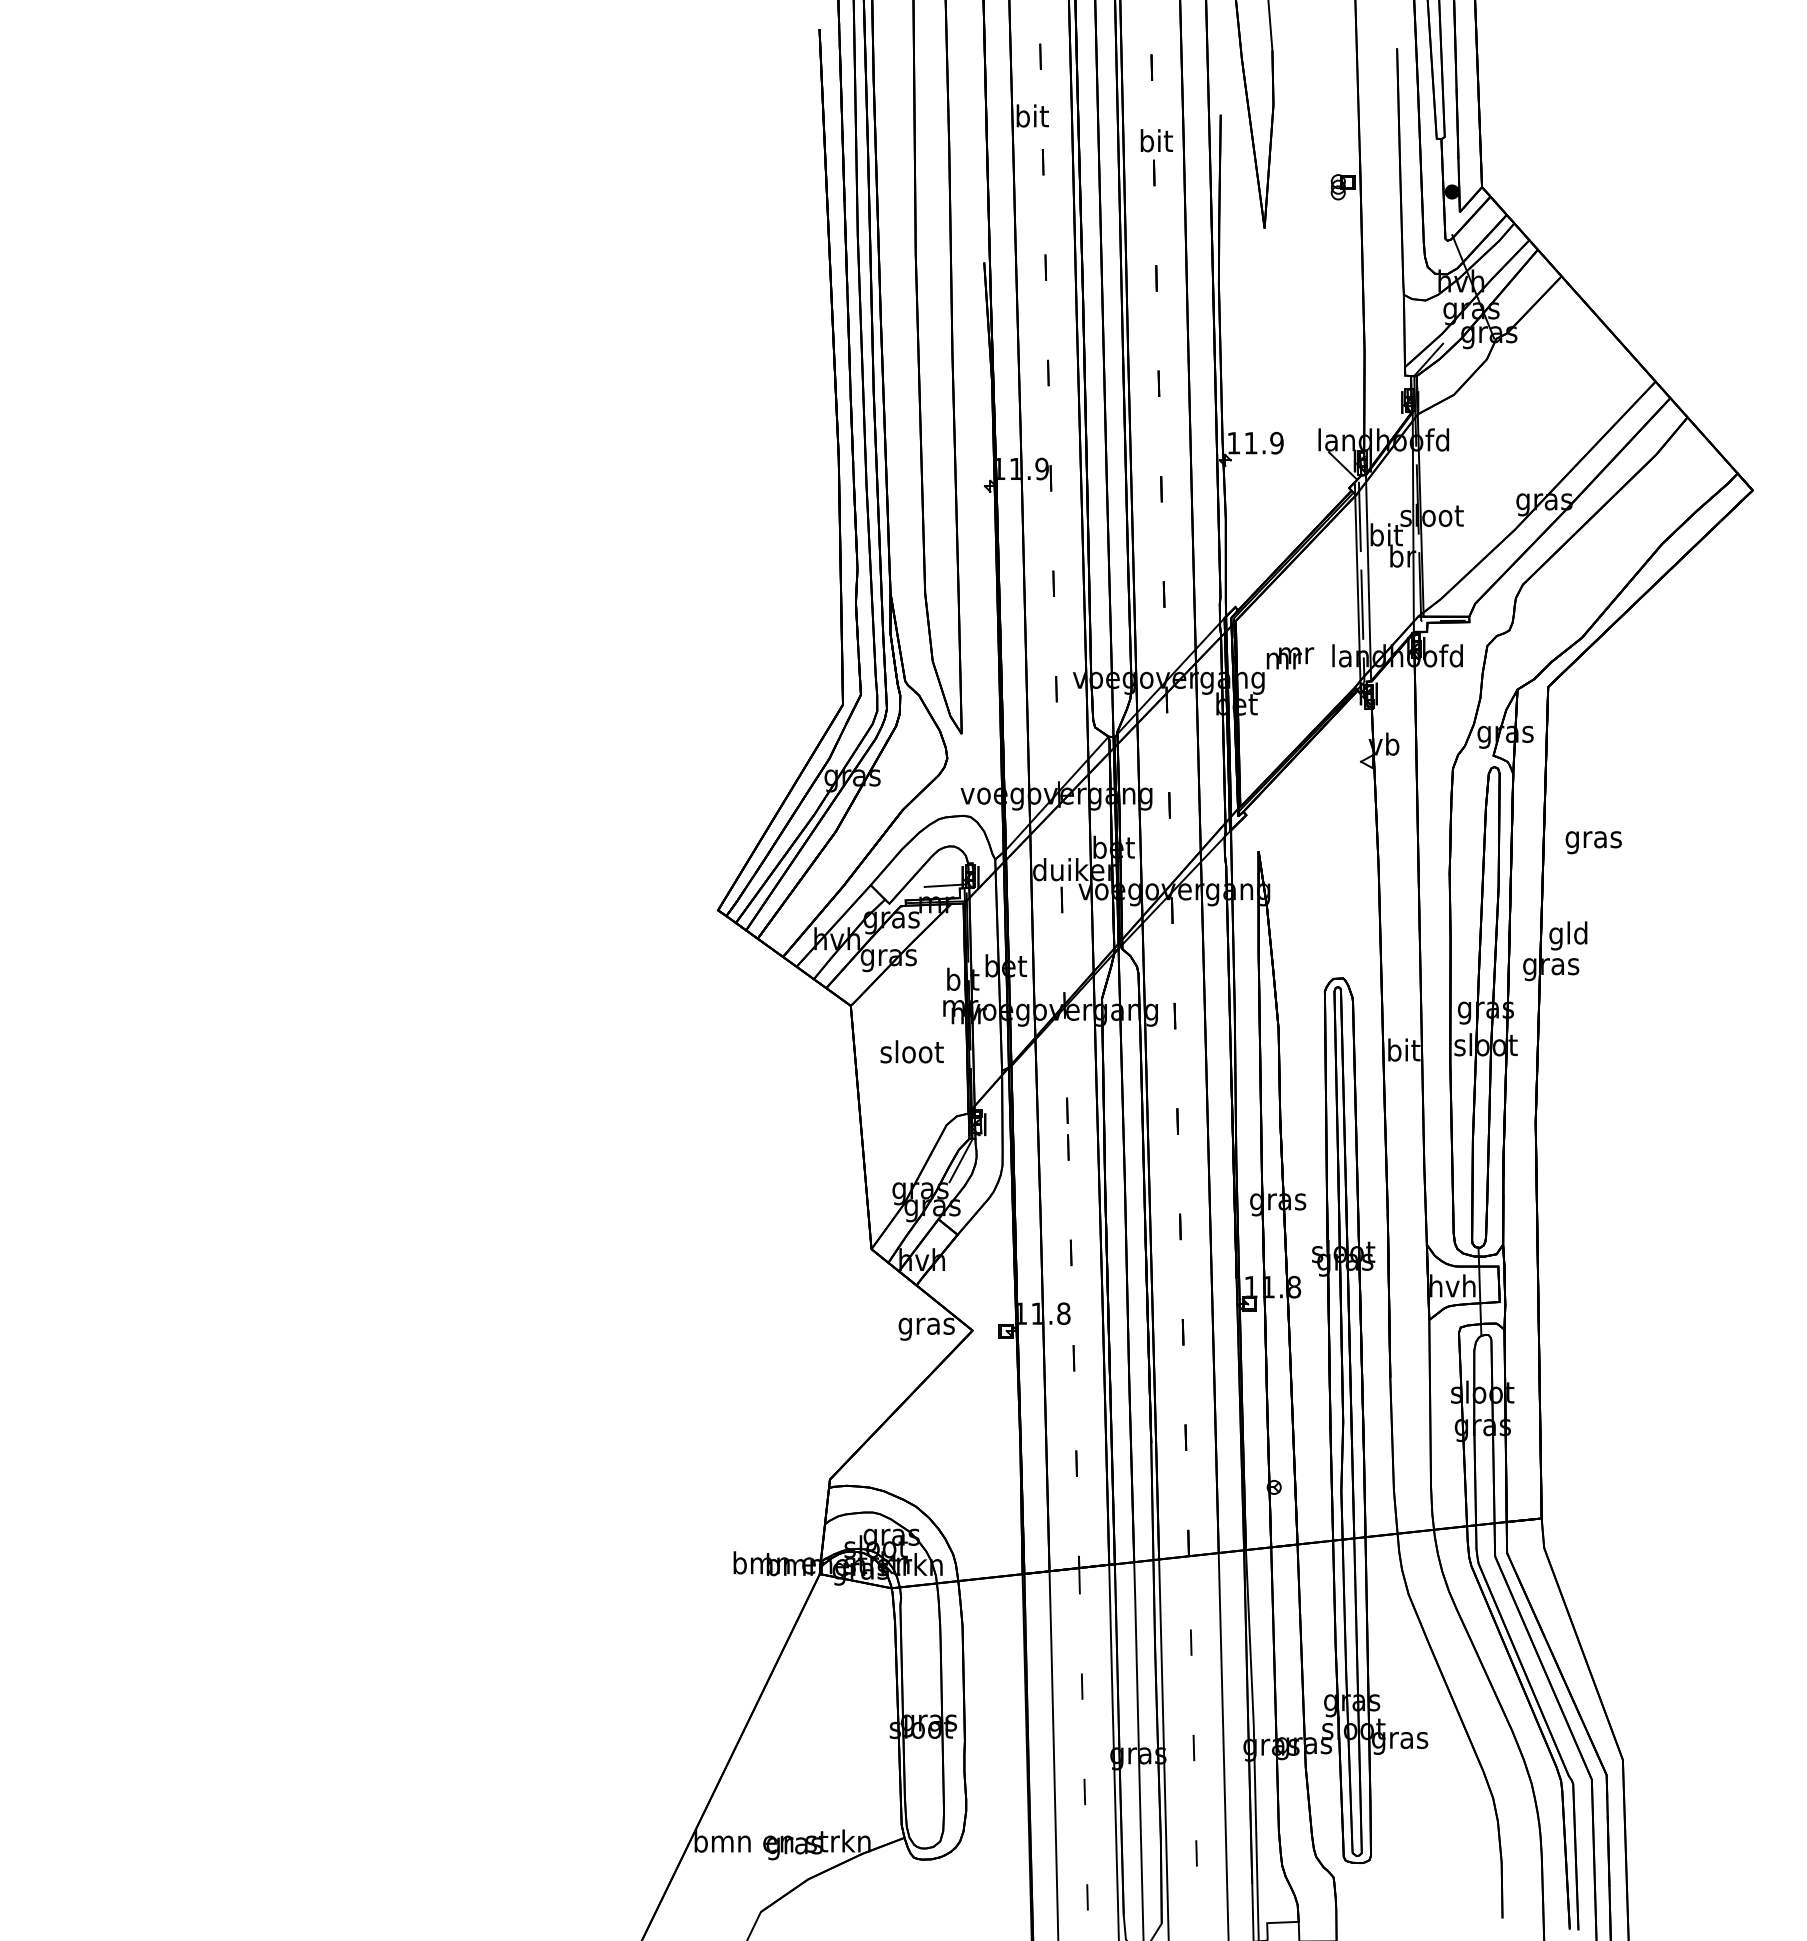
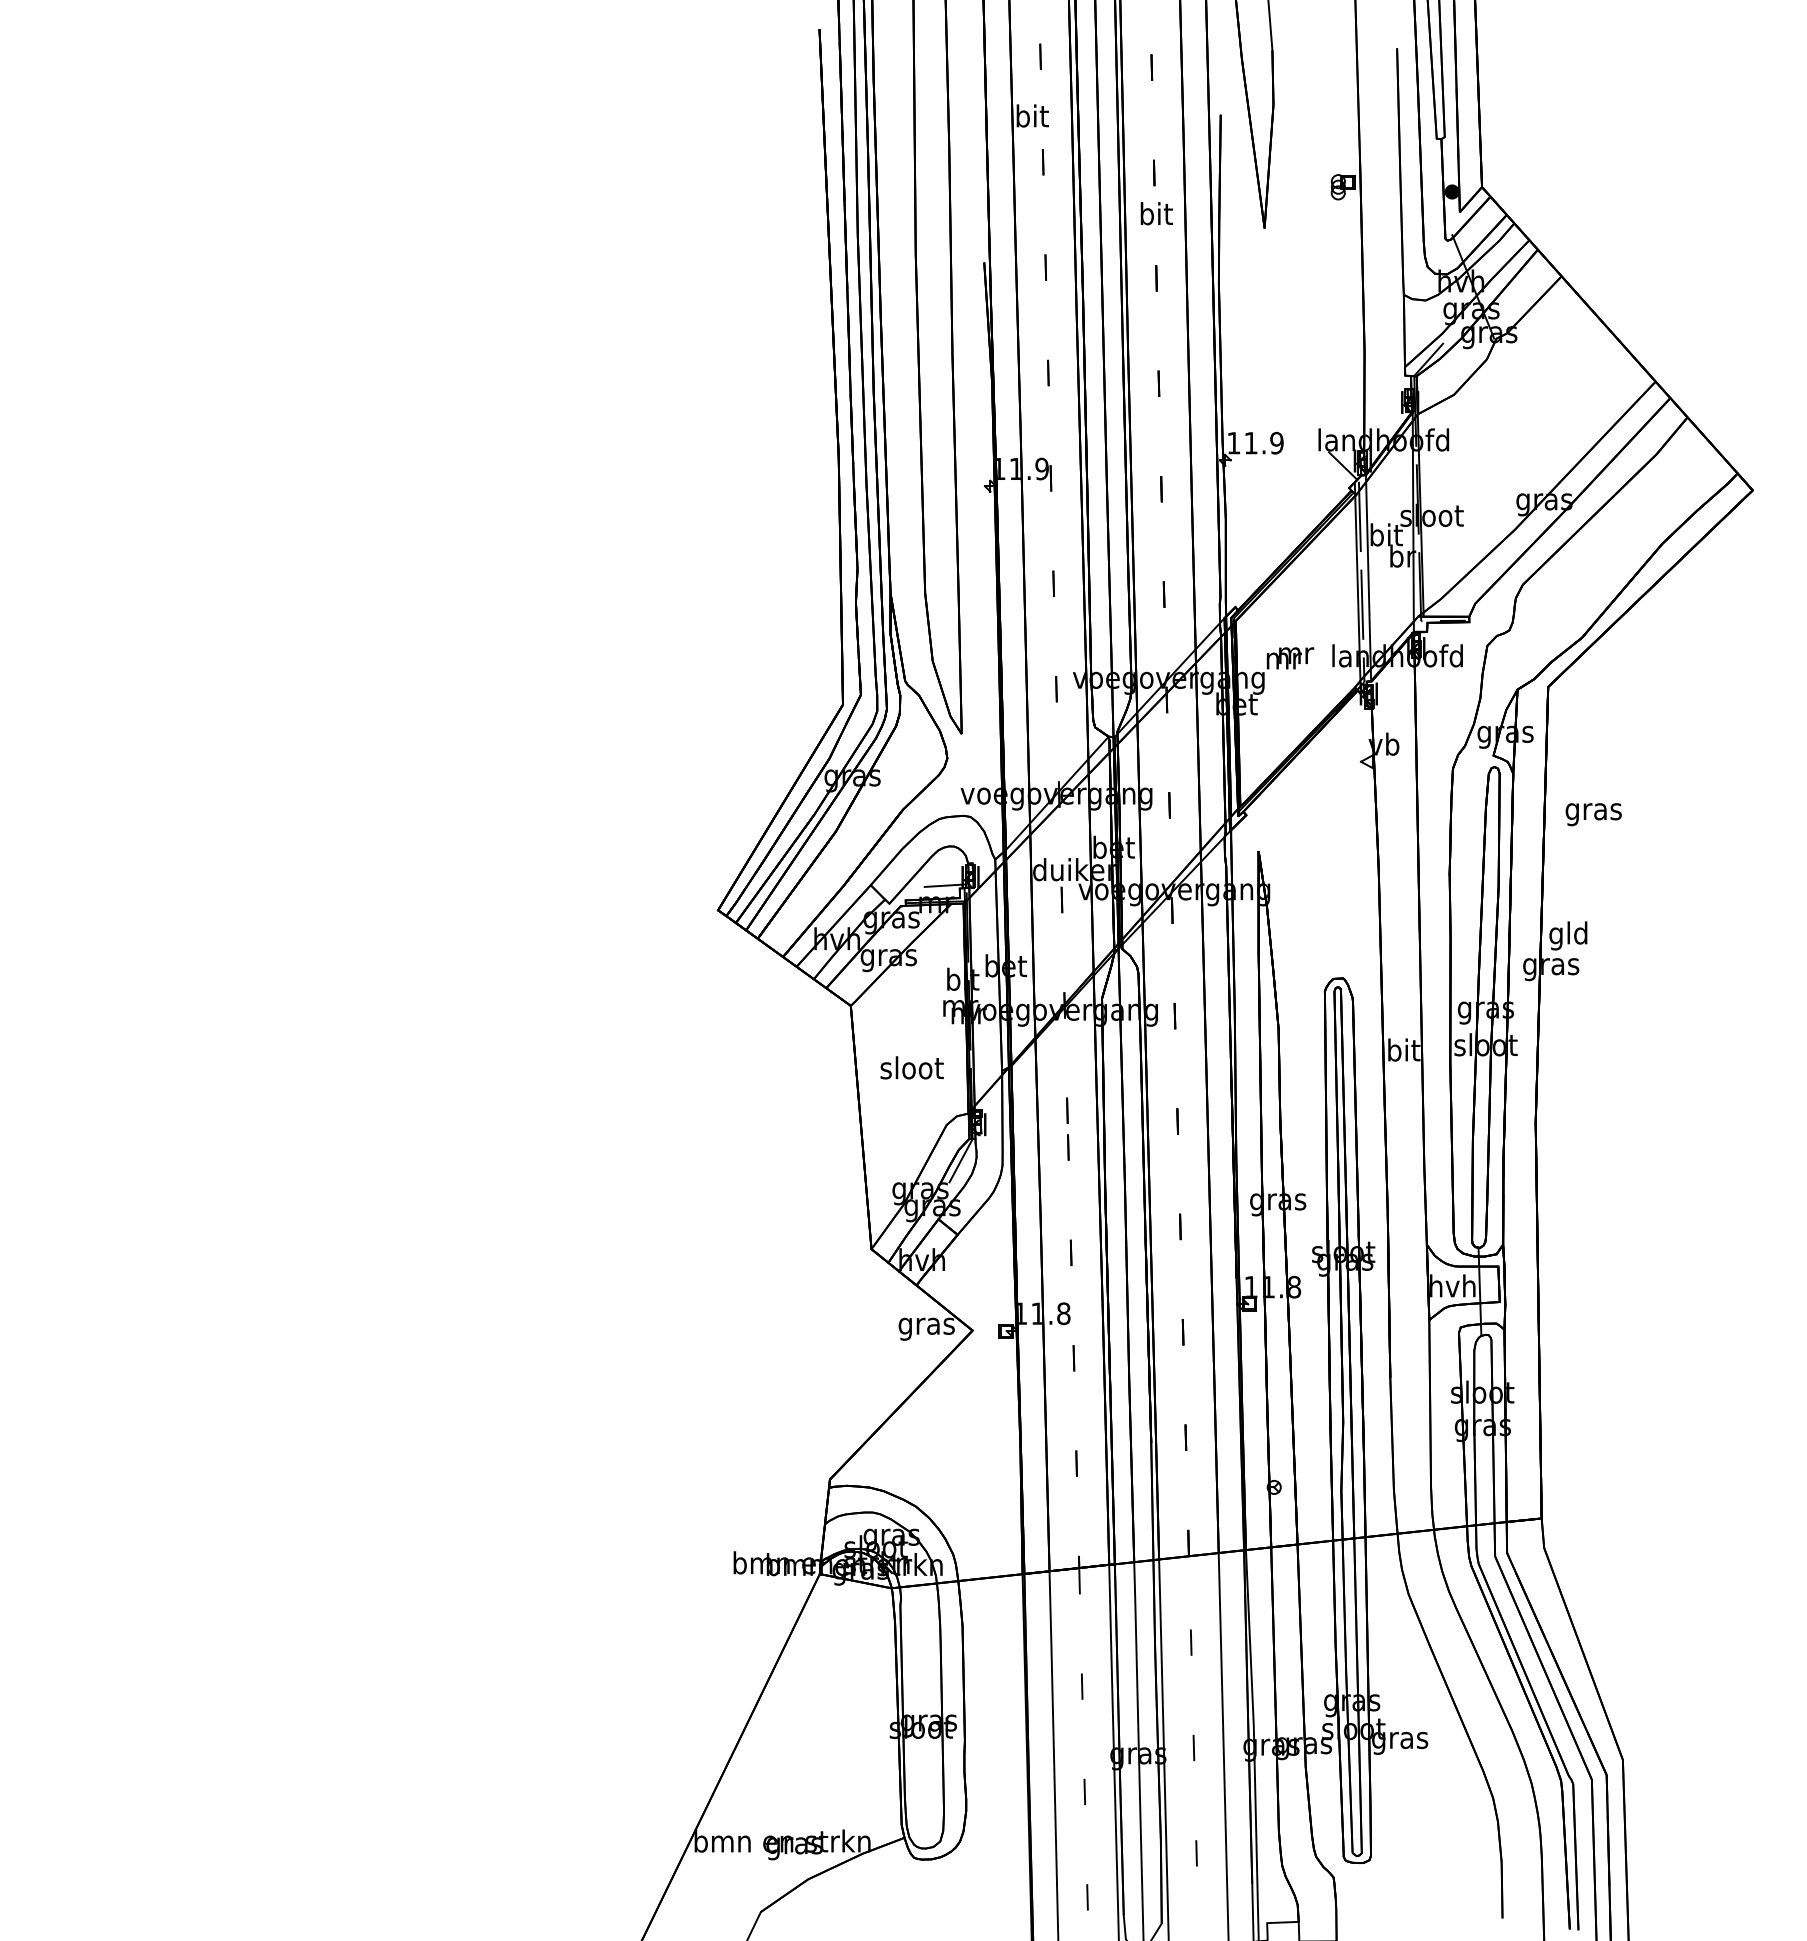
text position: (1156, 140) -> (1156, 213) (1156, 213)
text position: (1593, 842) -> (1593, 814) (1593, 814)
text position: (911, 1051) -> (911, 1067) (911, 1067)
